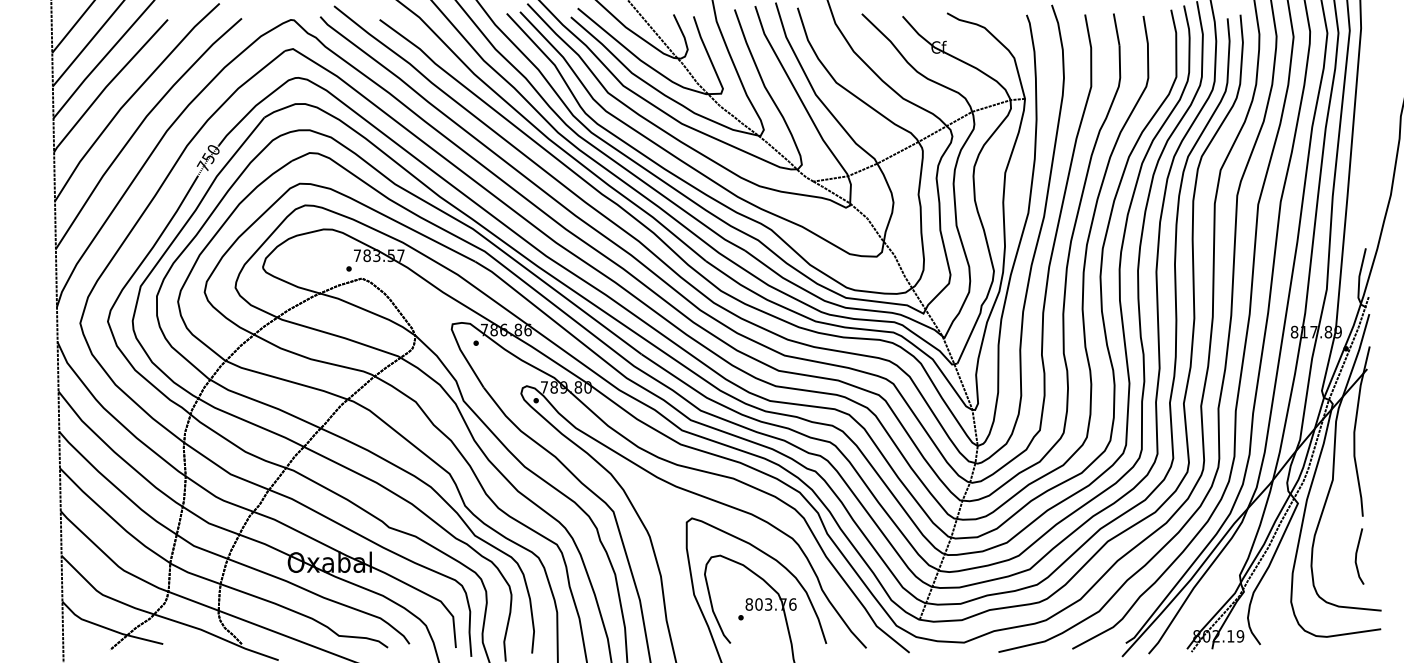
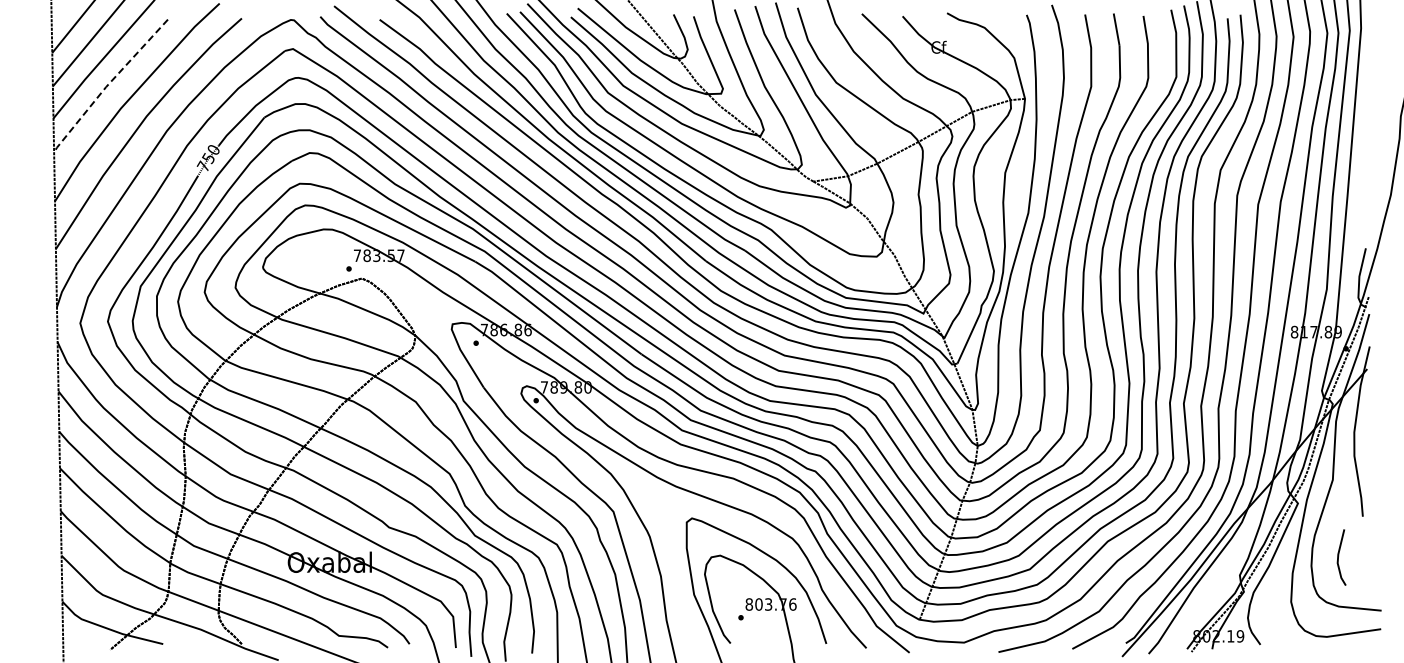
line: solid -> dashed (107, 85)
line position: (1357, 555) -> (1339, 556) (1339, 556)
